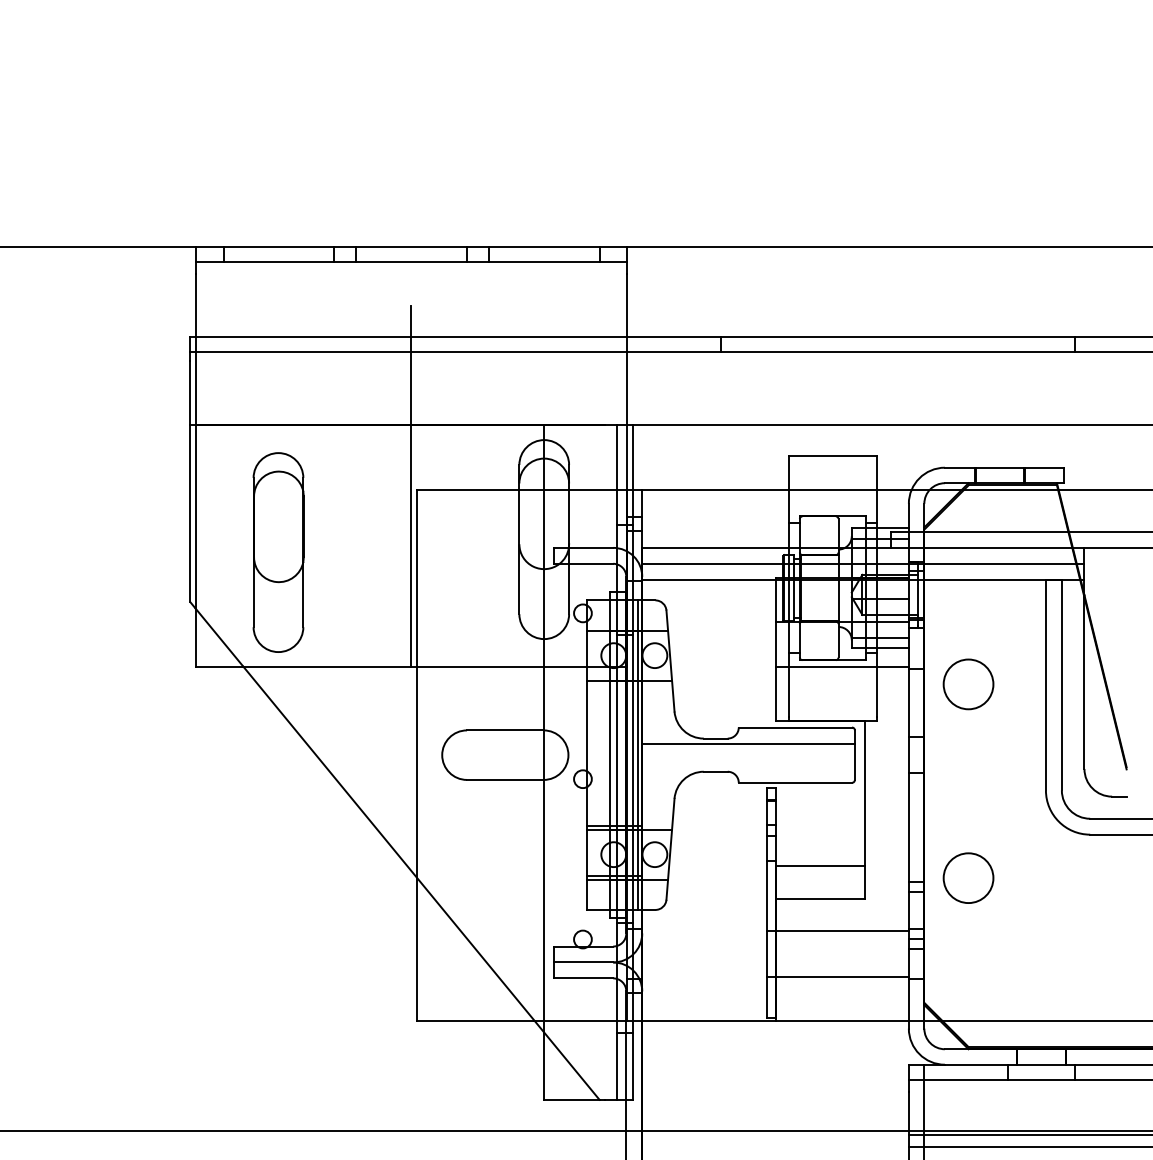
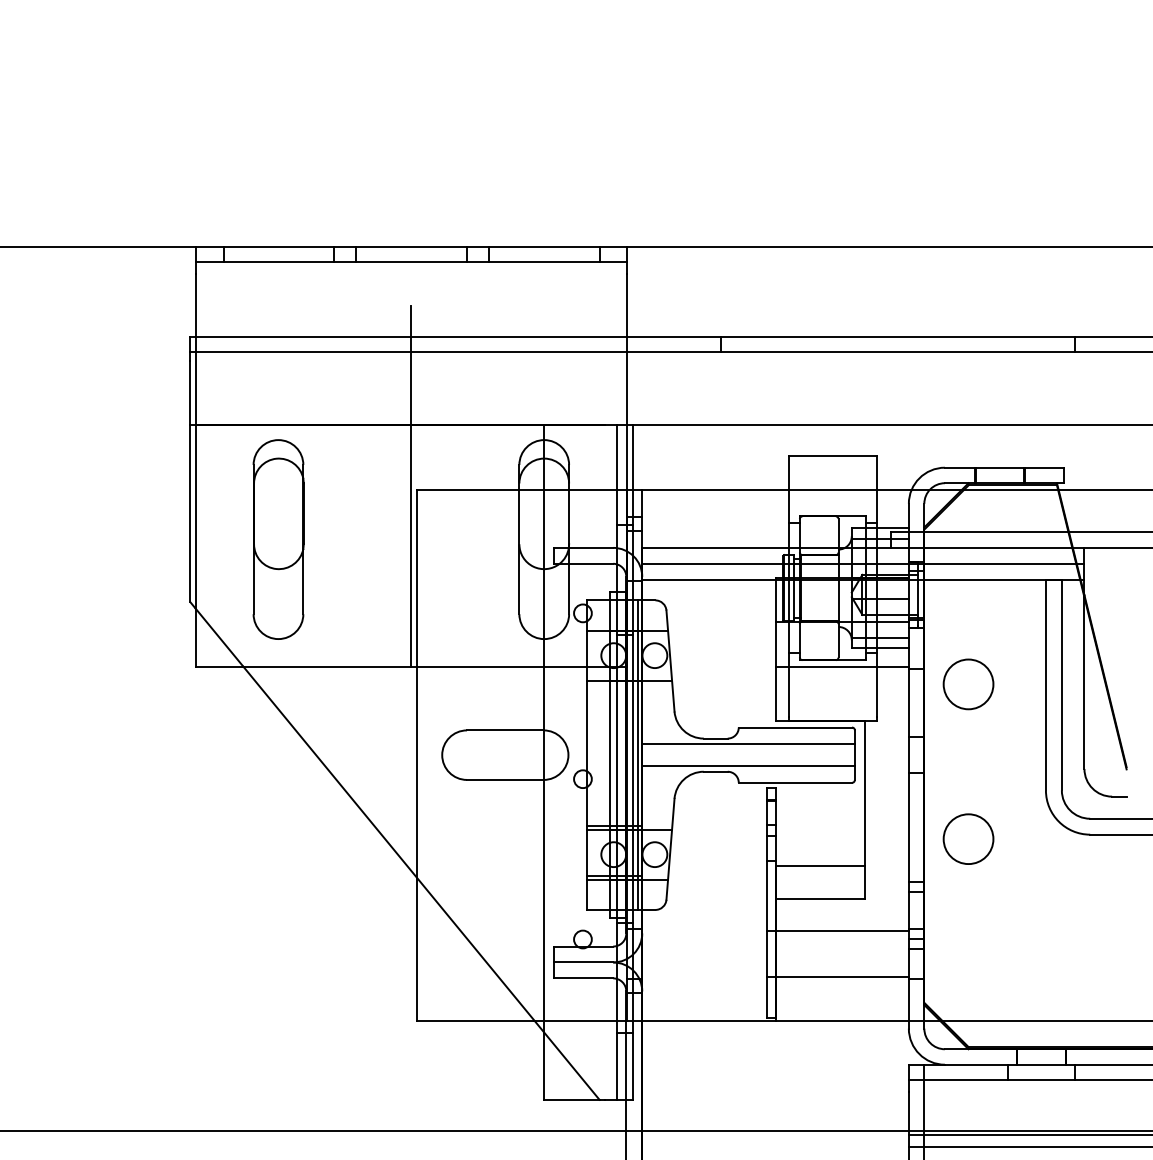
part position: (278, 552) -> (278, 539) (278, 539)
line: none -> present (748, 766)
circle position: (968, 877) -> (968, 838) (968, 838)
